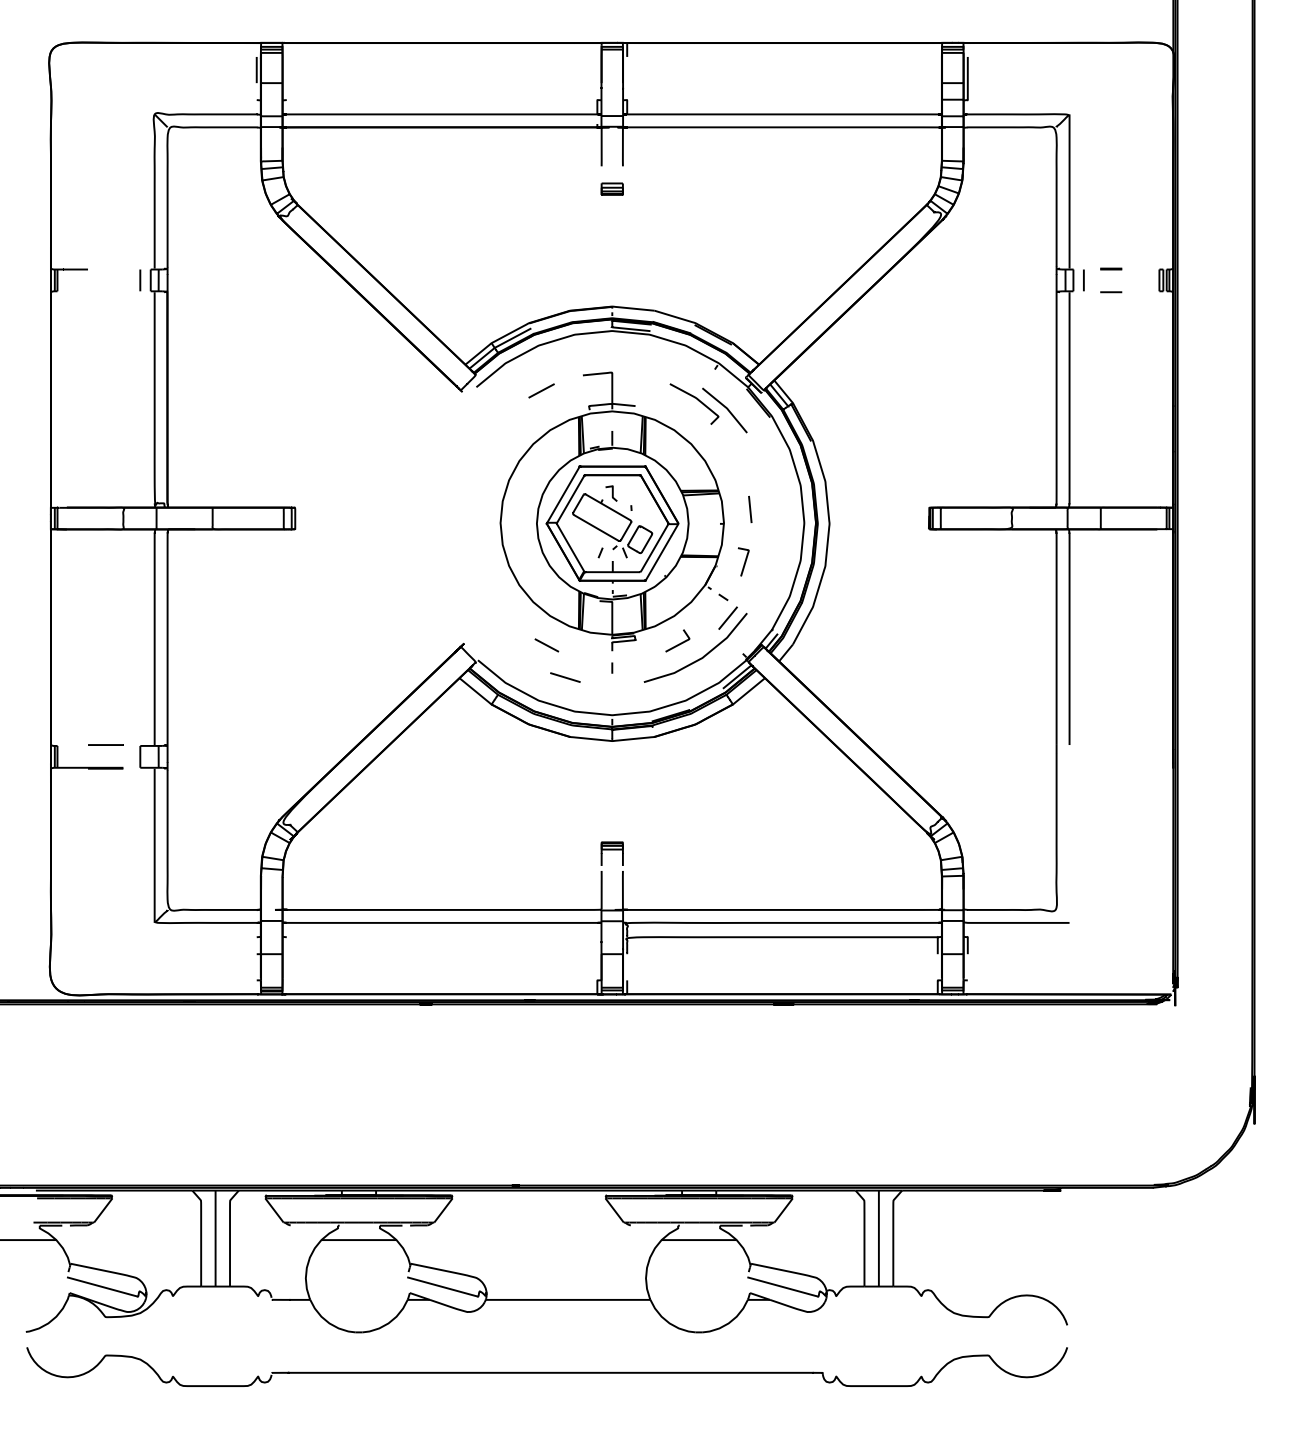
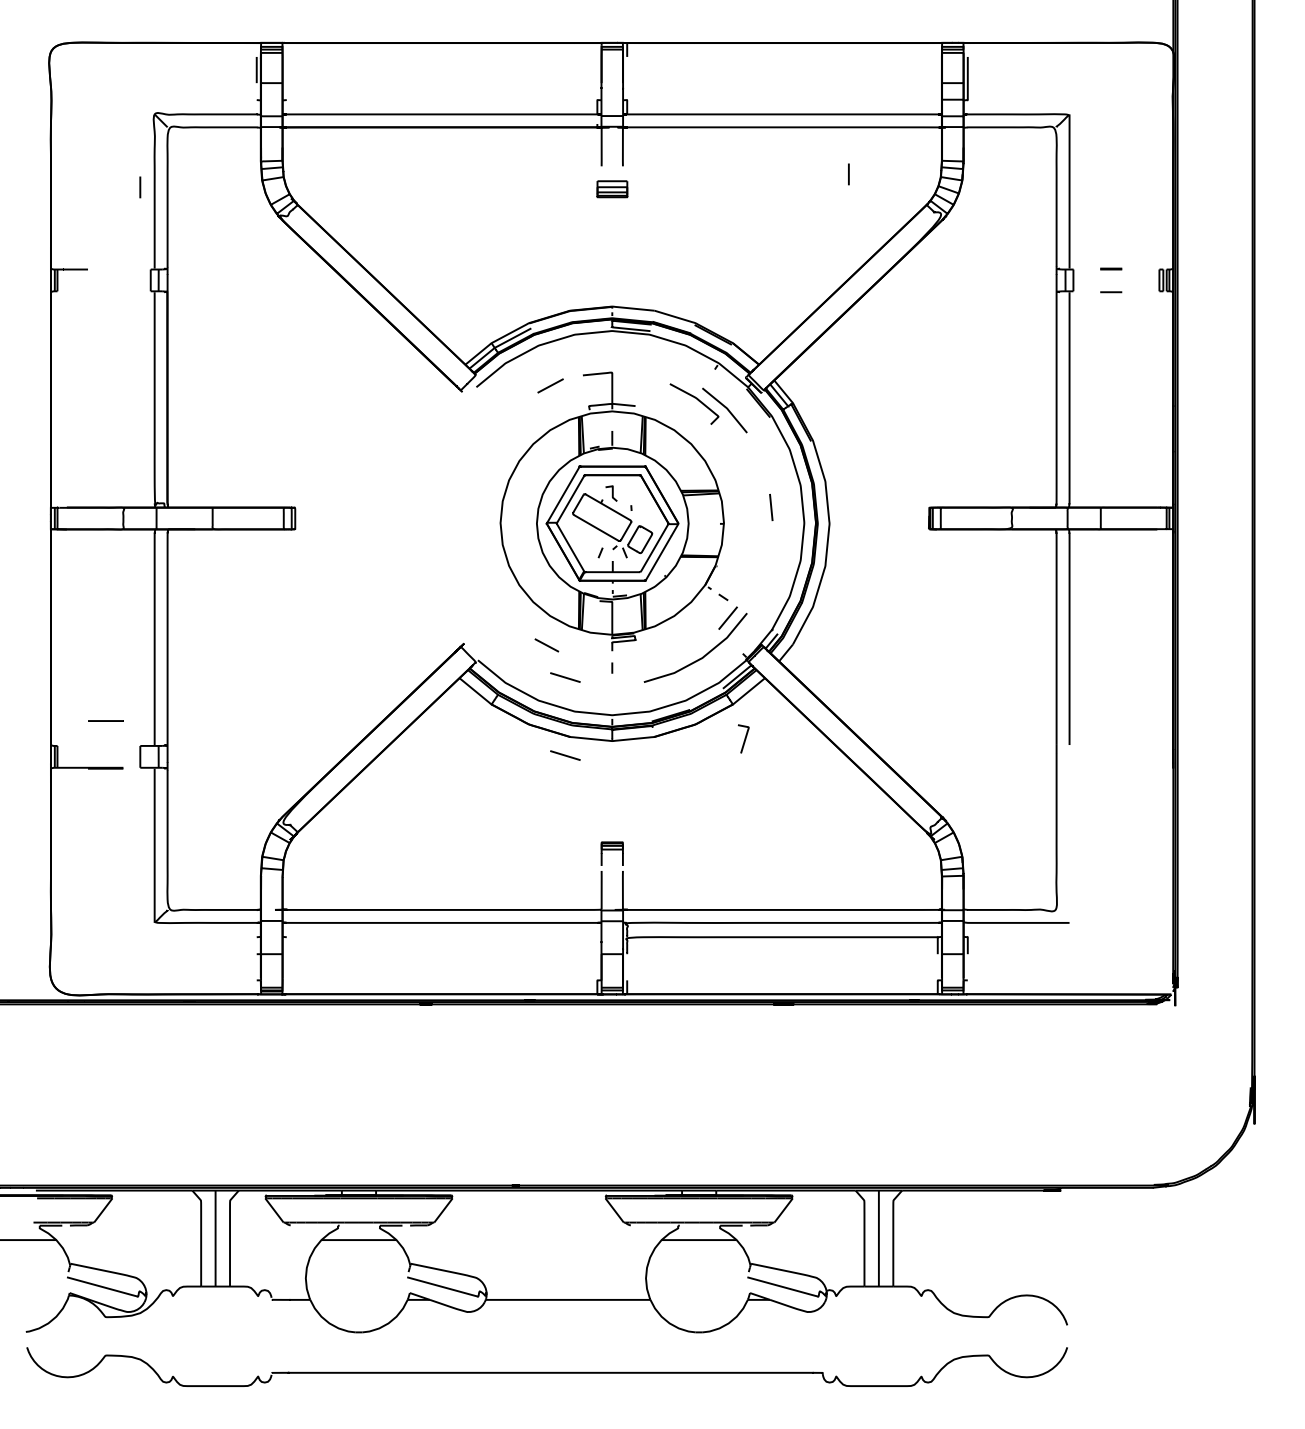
part size: 24x14 px -> 33x19 px (612, 189)
line position: (140, 280) -> (140, 187) (140, 187)
line position: (1083, 280) -> (848, 174) (848, 174)
line position: (541, 390) -> (550, 385) (550, 385)
line position: (750, 509) -> (771, 507) (771, 507)
curve position: (744, 561) -> (744, 738) (744, 738)
curve: present -> none (678, 643)
line position: (105, 744) -> (105, 720) (105, 720)
line: none -> present (565, 755)
